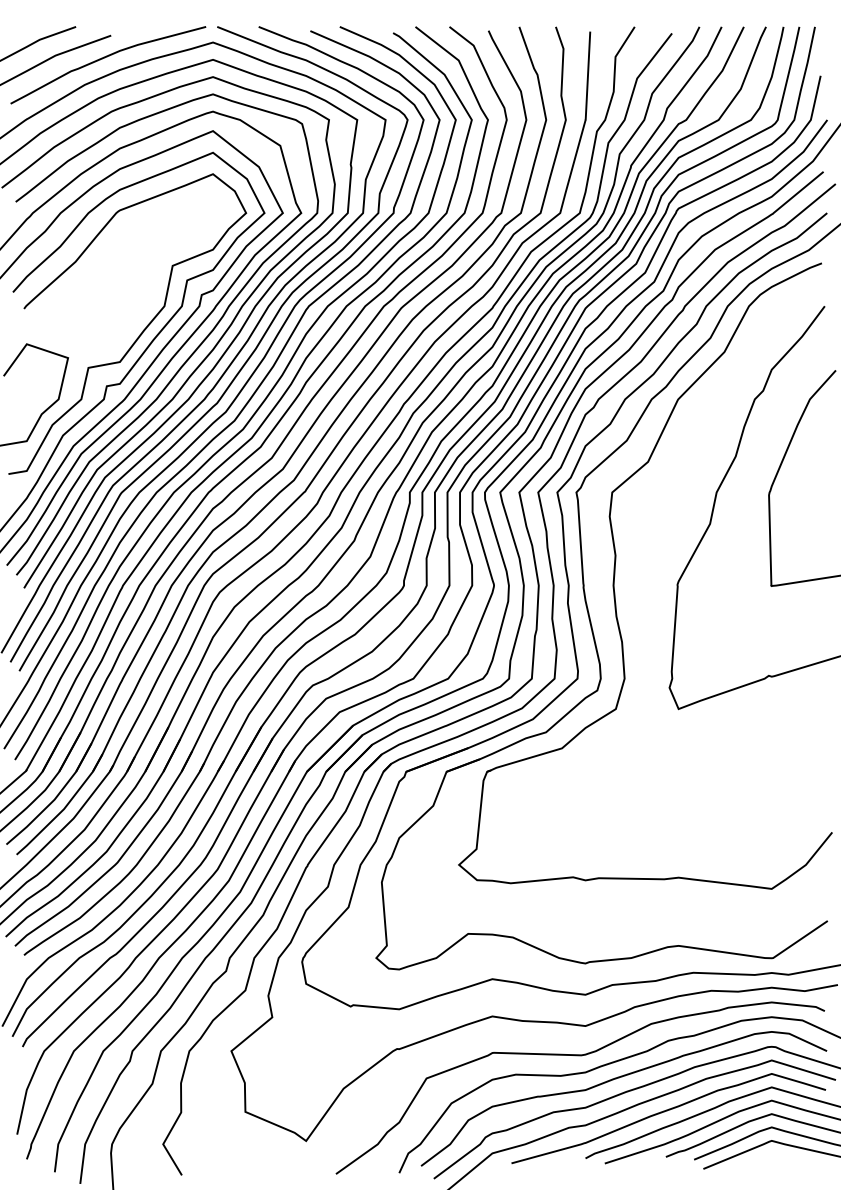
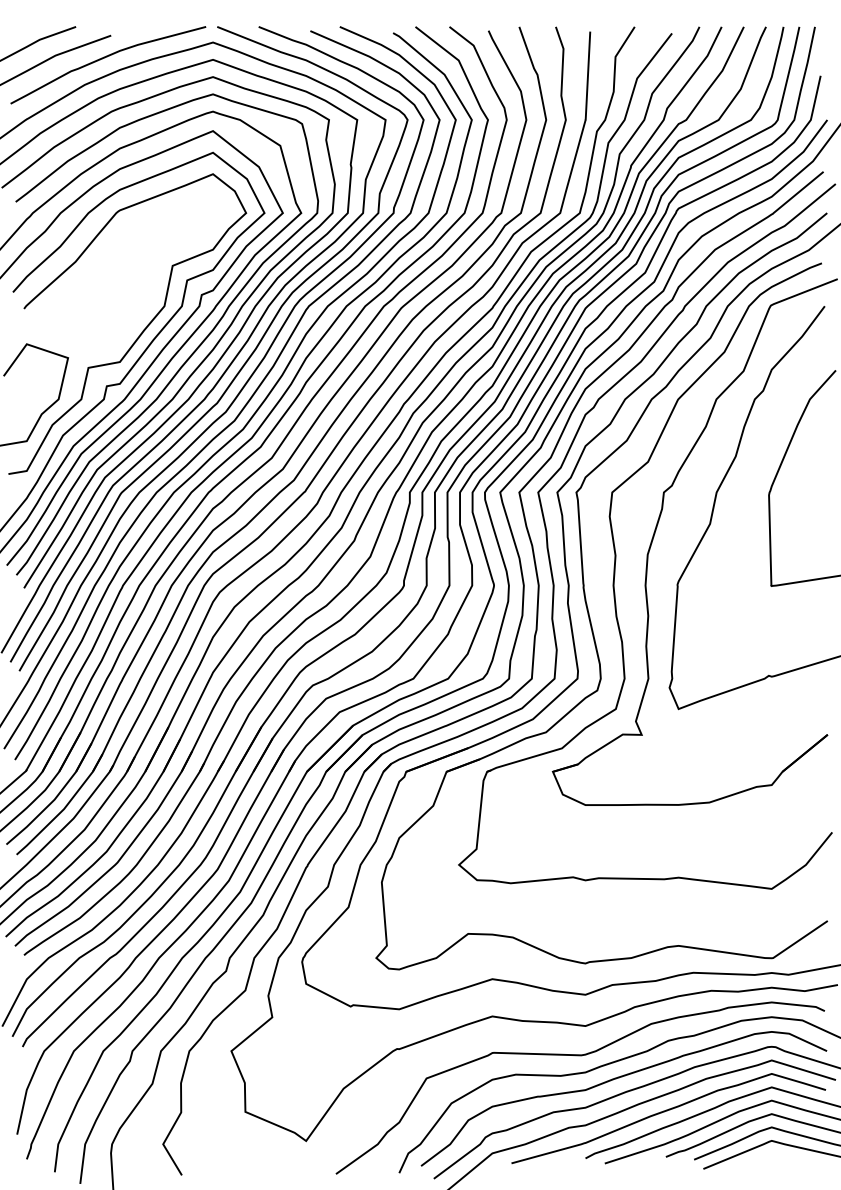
part: none -> present (657, 527)
